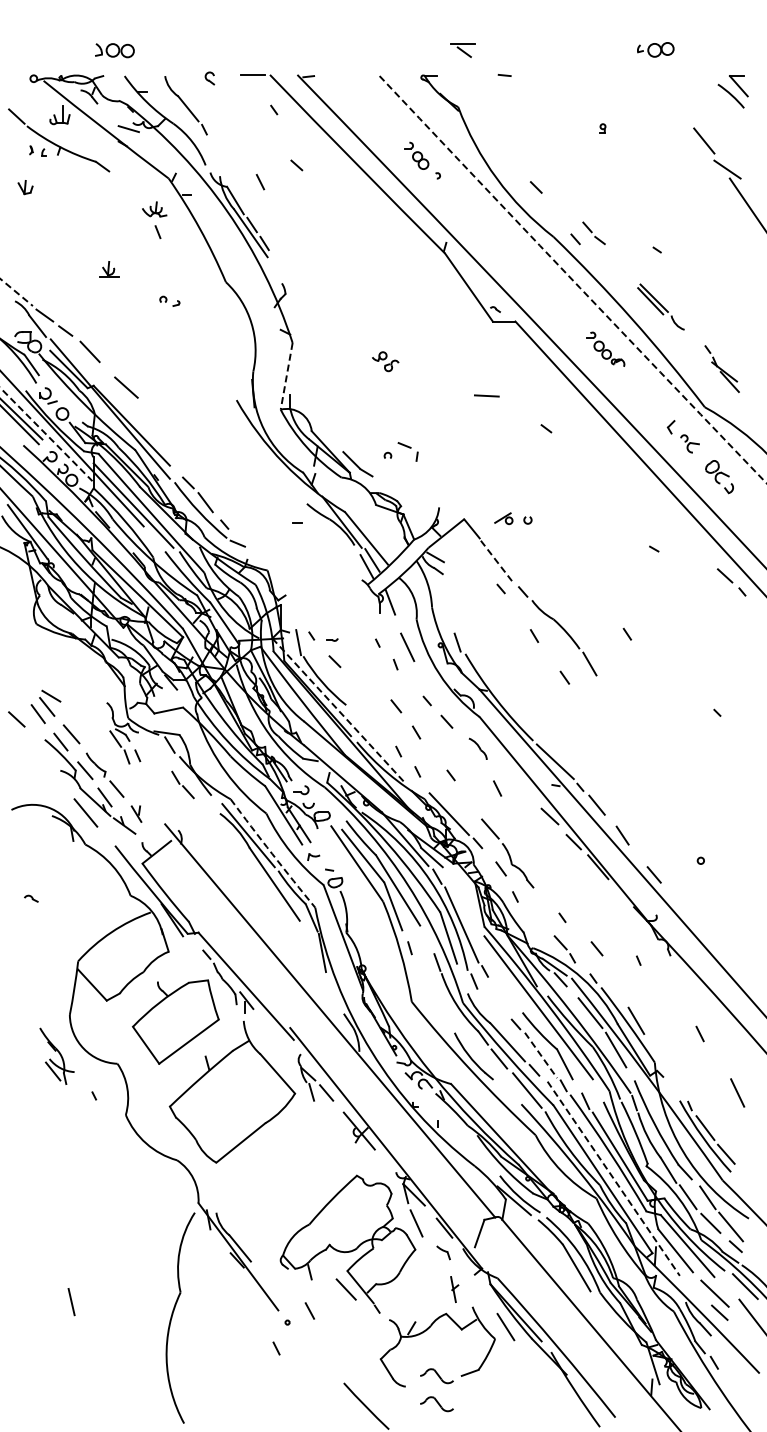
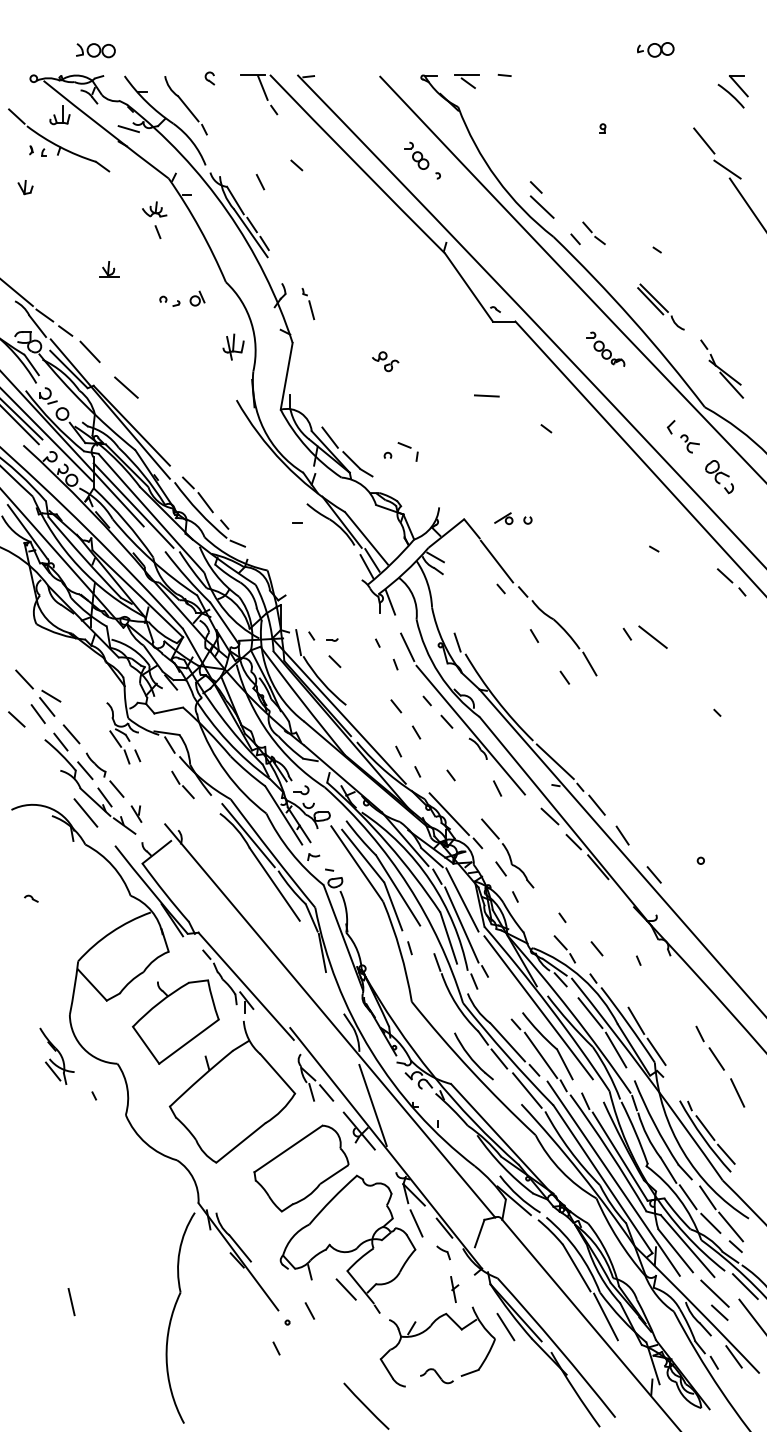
part position: (114, 50) -> (95, 50) (95, 50)
part position: (462, 50) -> (466, 81) (466, 81)
line: none -> present (262, 87)
line: none -> present (541, 206)
arc: dashed -> solid (572, 280)
line: dashed -> solid (16, 292)
part: none -> present (197, 298)
part: none -> present (308, 304)
part: none -> present (233, 346)
part size: 36x48 px -> 45x60 px (722, 368)
line: dashed -> solid (286, 376)
line: dashed -> solid (46, 434)
line: none -> present (329, 437)
line: dashed -> solid (497, 561)
line: none -> present (652, 636)
line: none -> present (24, 679)
line: dashed -> solid (339, 711)
line: none -> present (470, 729)
arc: dashed -> solid (272, 854)
line: none -> present (462, 899)
line: none -> present (656, 1051)
line: dashed -> solid (541, 1055)
line: none -> present (716, 1058)
line: none -> present (372, 1104)
part: none -> present (301, 1168)
line: dashed -> solid (614, 1179)
line: none -> present (605, 1316)
line: none -> present (733, 1356)
part: present -> none (436, 1404)
